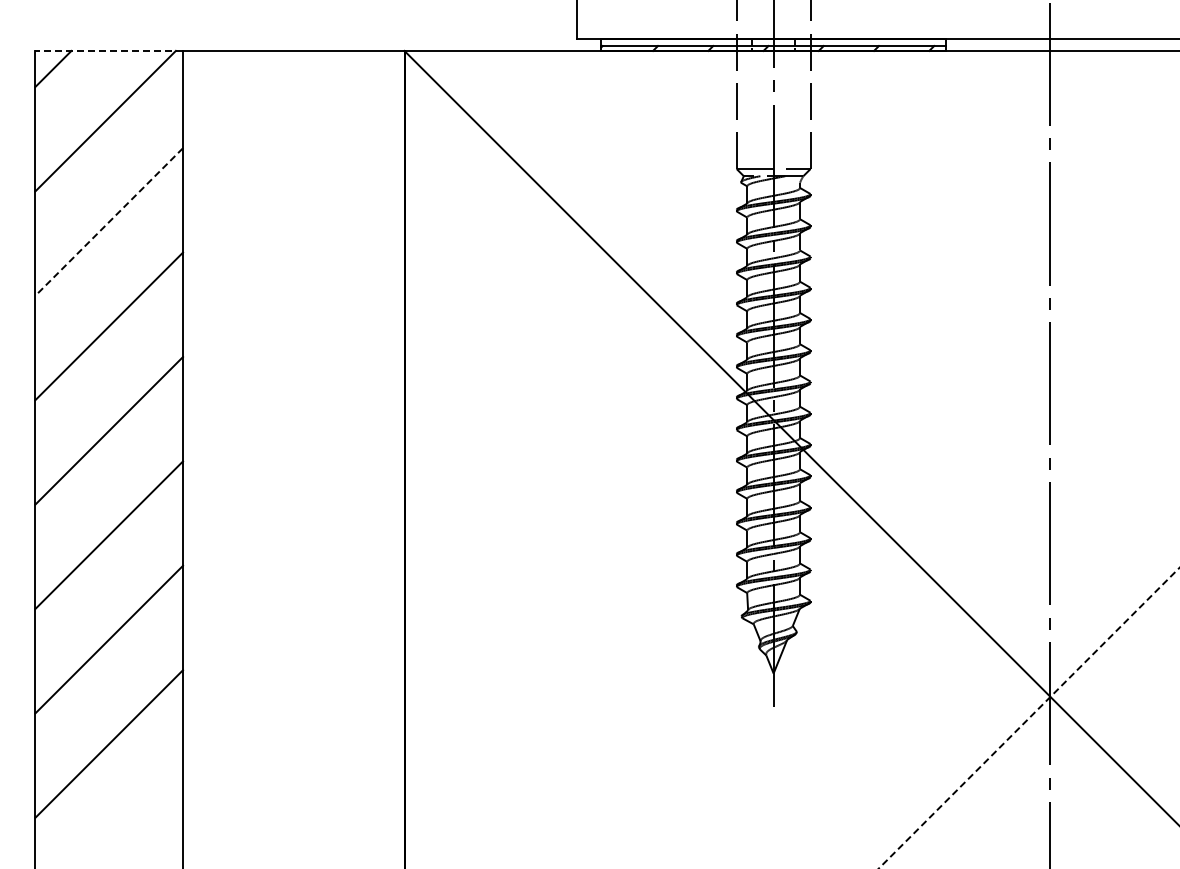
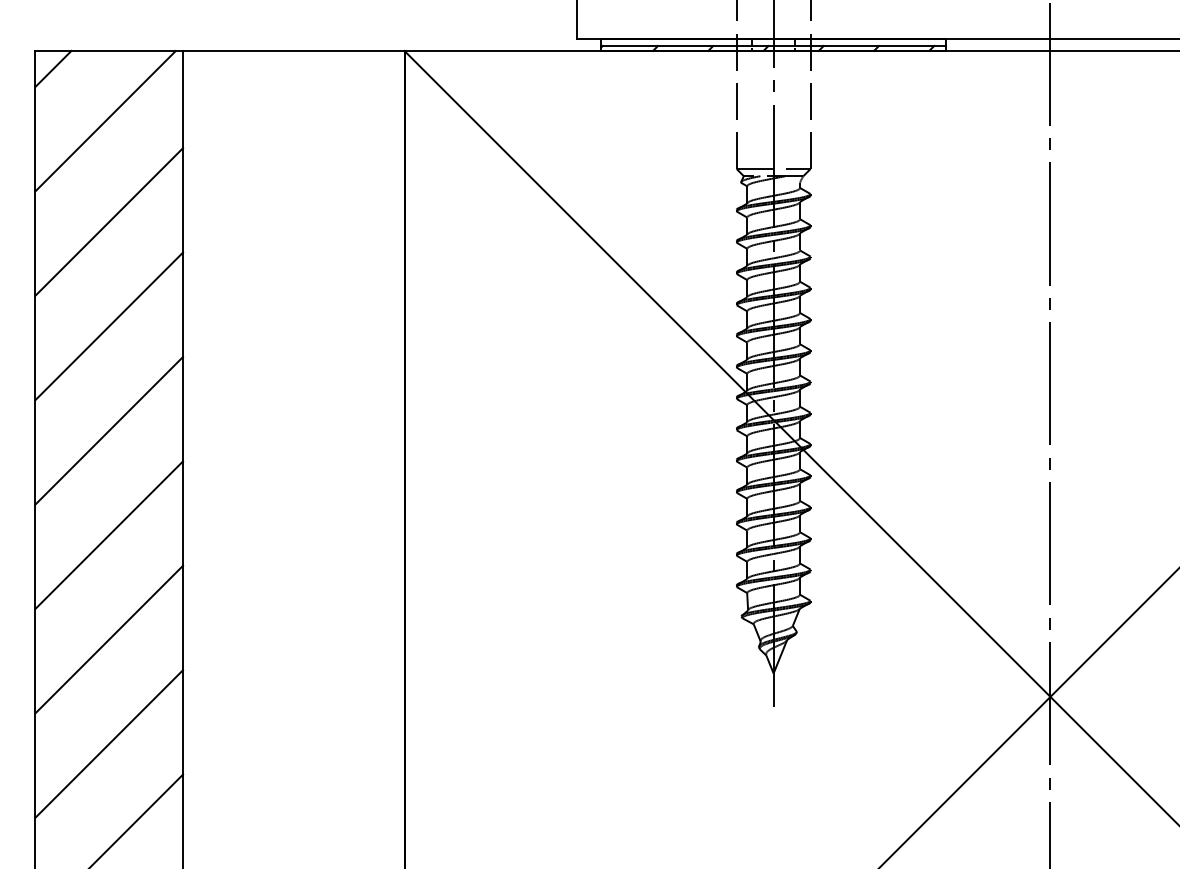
line: dashed -> solid (109, 50)
line: dashed -> solid (108, 222)
line: dashed -> solid (1029, 718)
line: none -> present (137, 819)
